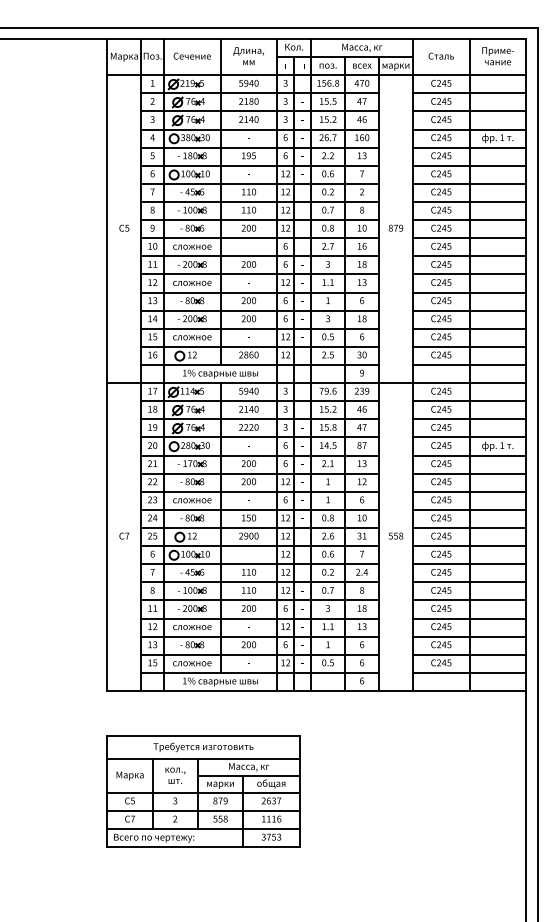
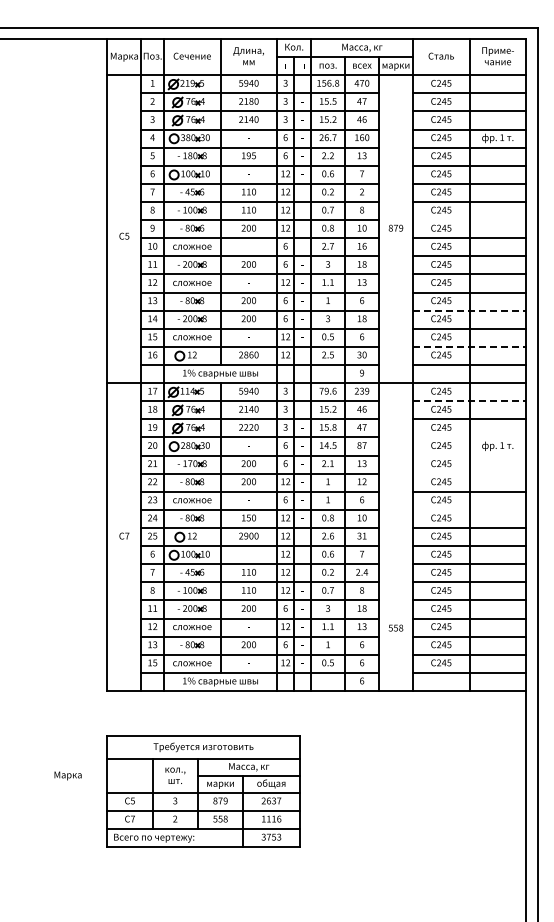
line: present -> none (469, 220)
text position: (124, 227) -> (124, 235) (124, 235)
line: solid -> dashed (469, 310)
line: solid -> dashed (469, 346)
line: solid -> dashed (469, 401)
line: present -> none (469, 437)
line: present -> none (469, 455)
line: present -> none (469, 473)
line: present -> none (469, 509)
text position: (395, 535) -> (395, 627) (395, 627)
text position: (129, 775) -> (67, 775) (67, 775)
